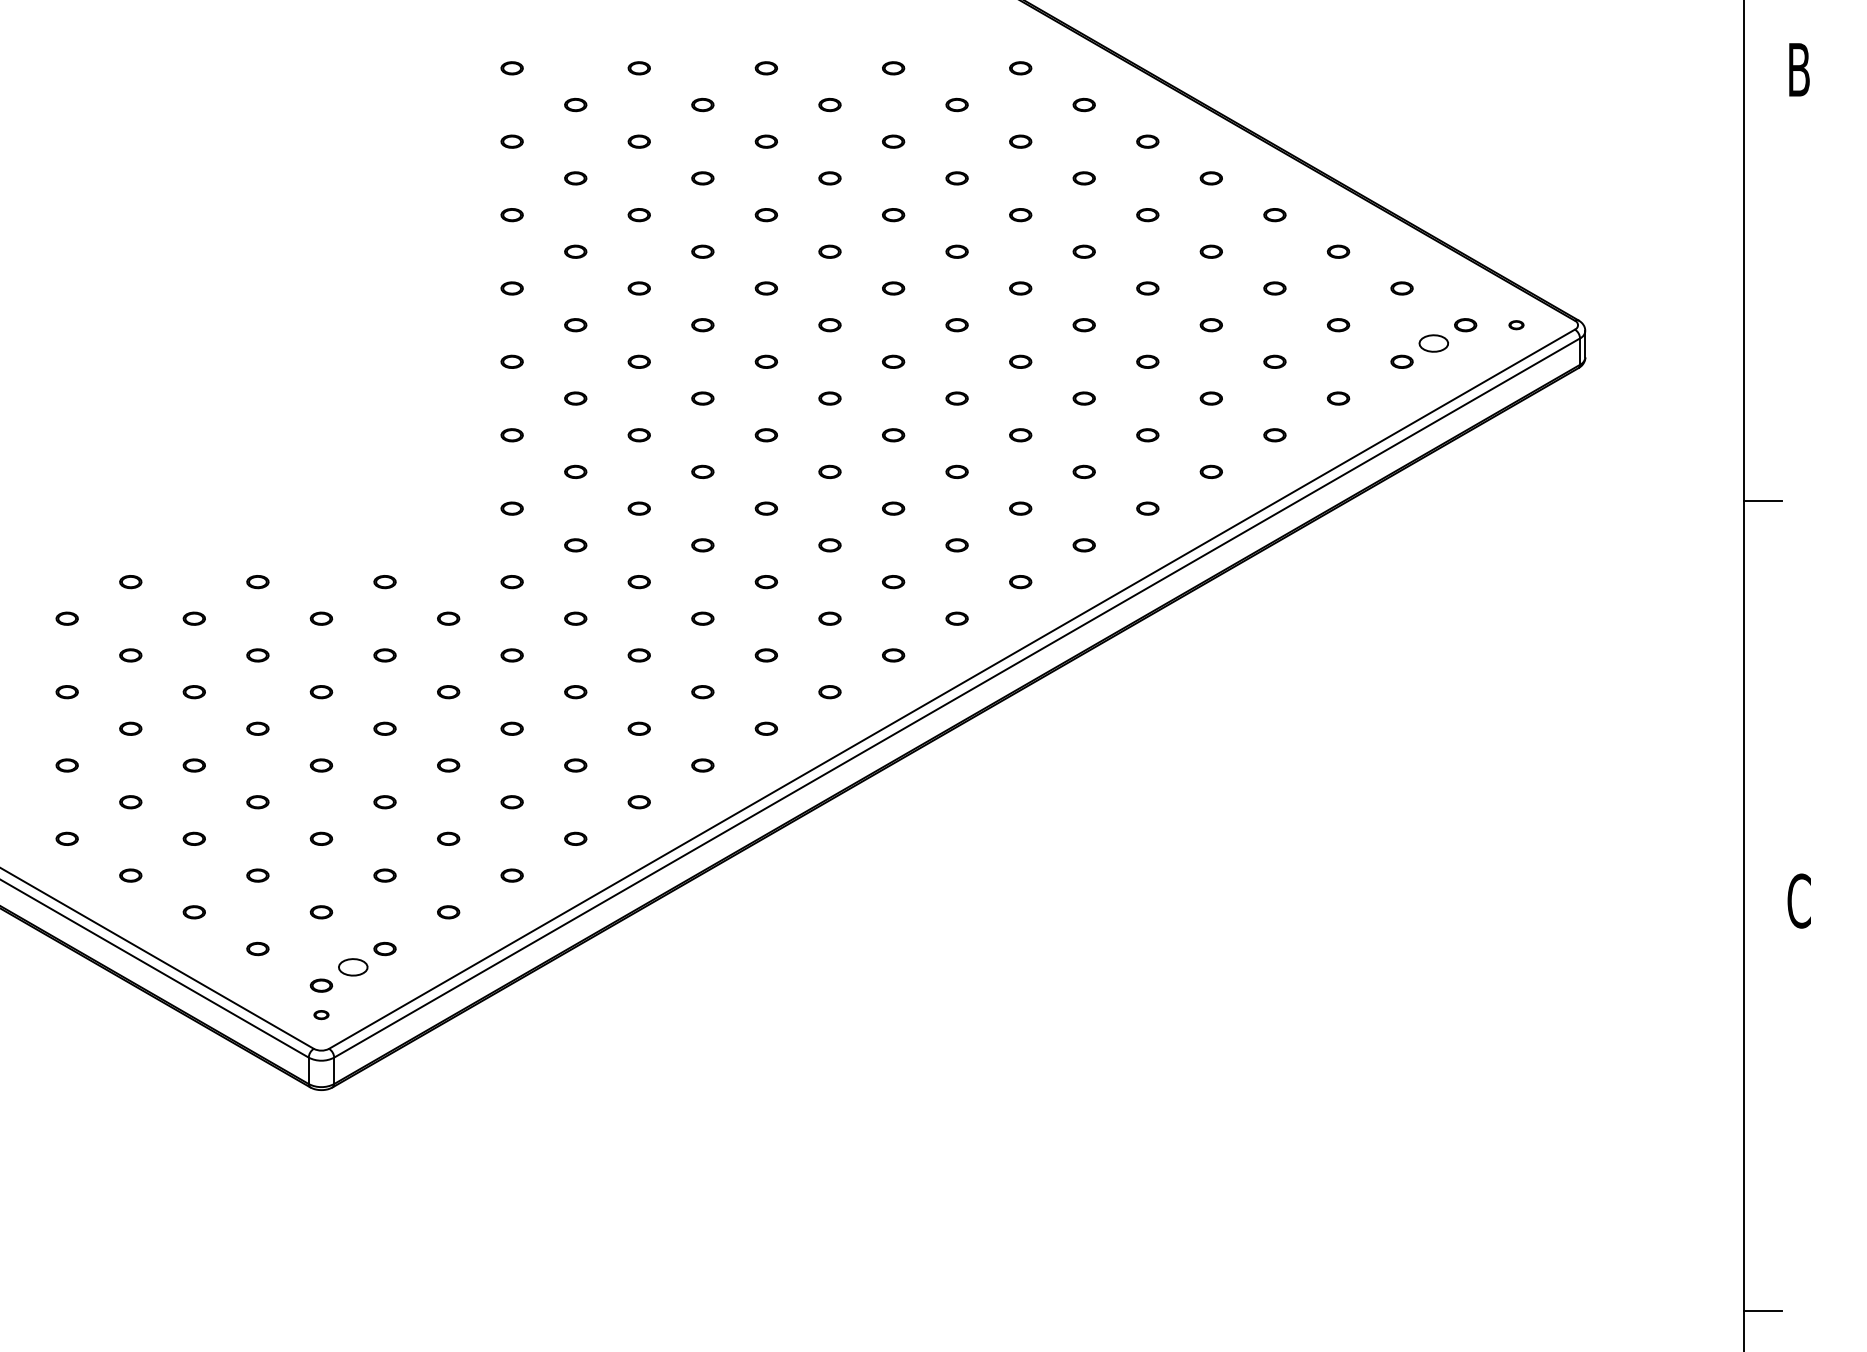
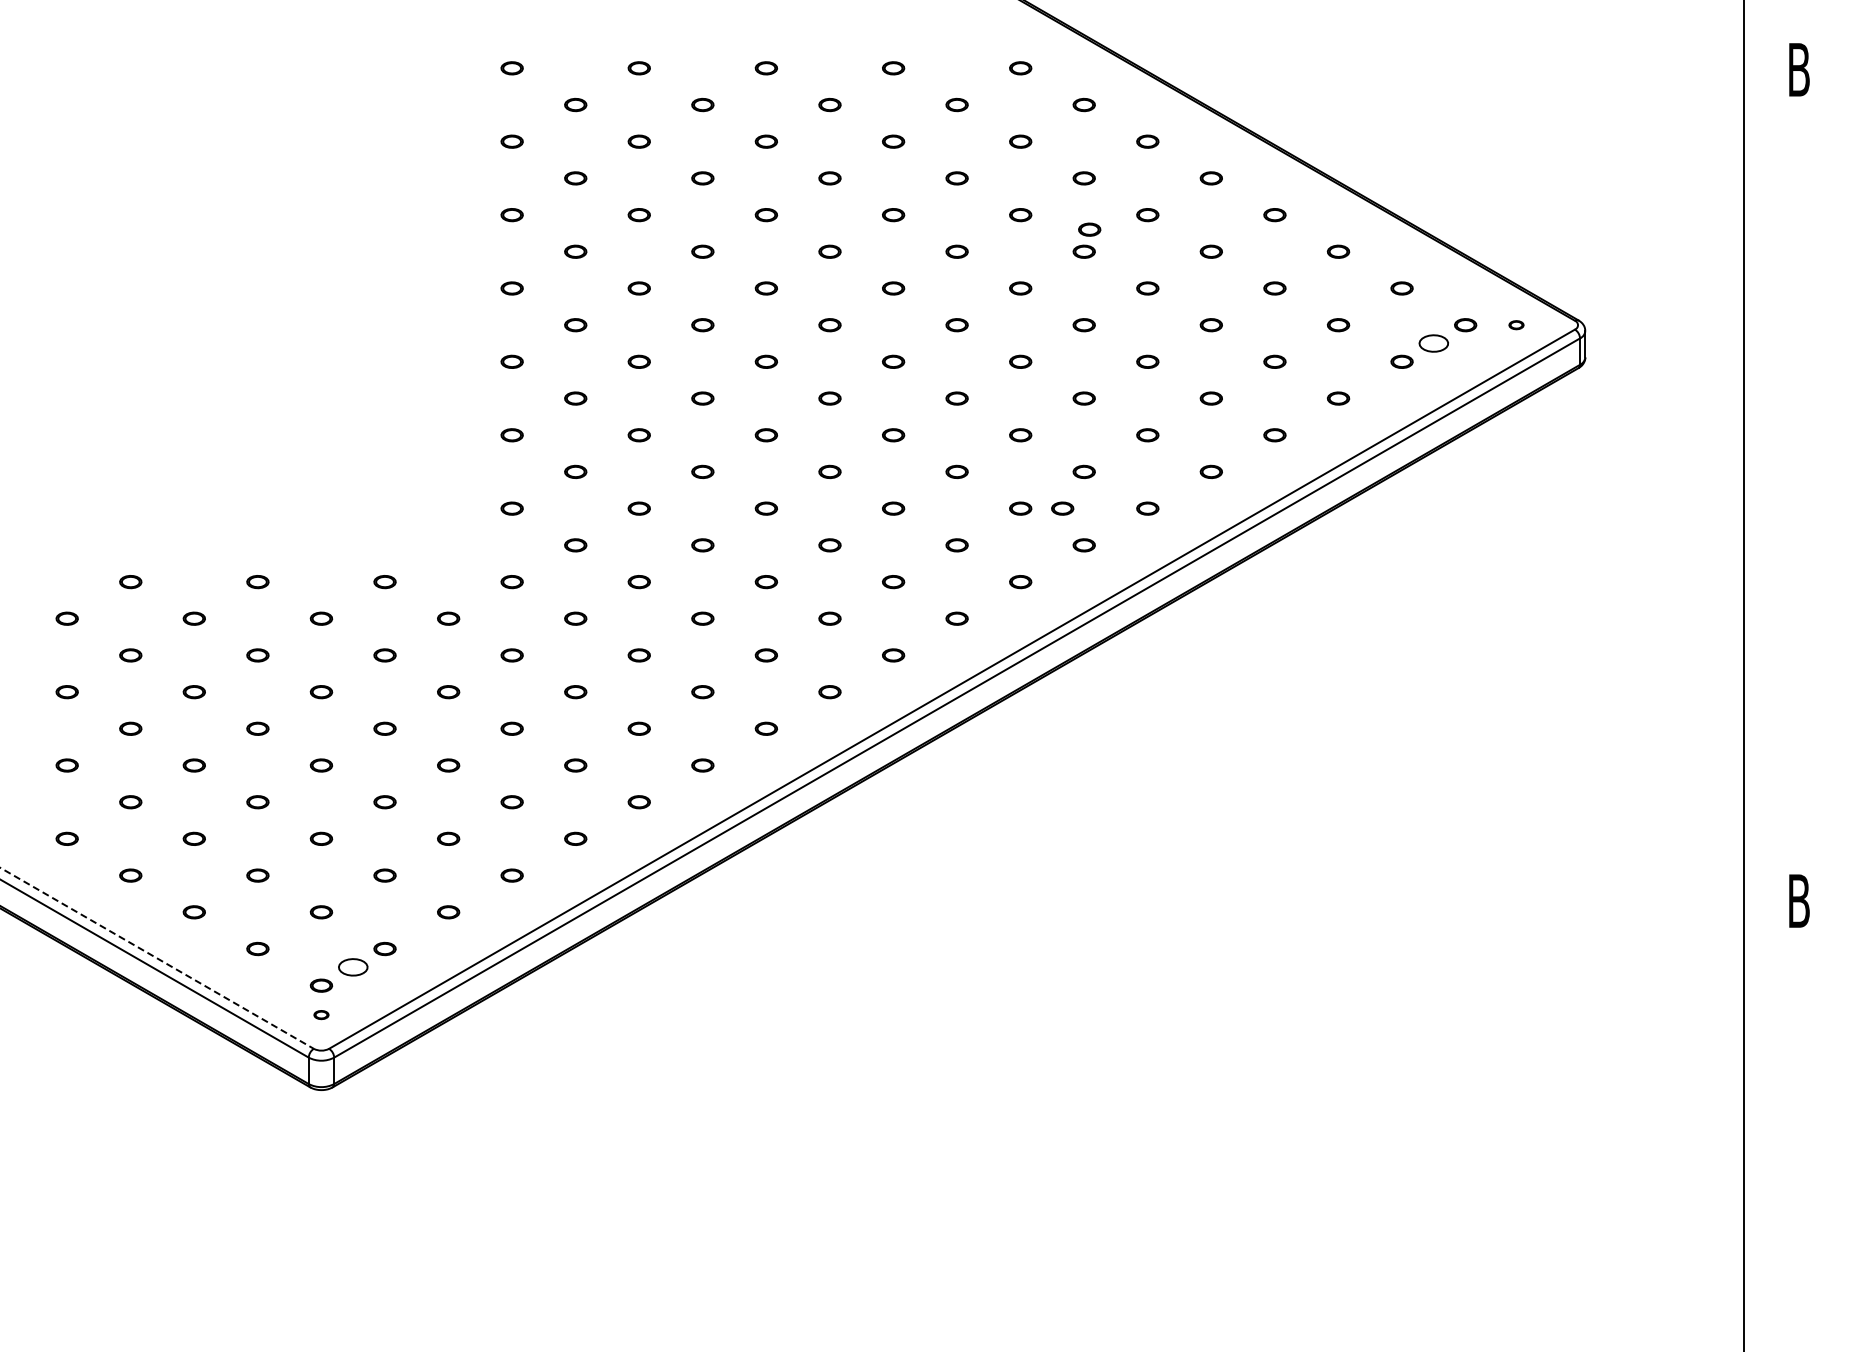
part: none -> present (1089, 229)
line: present -> none (1762, 500)
part: none -> present (1062, 508)
text: C -> B (1798, 900)
line: solid -> dashed (157, 958)
line: present -> none (1762, 1311)
